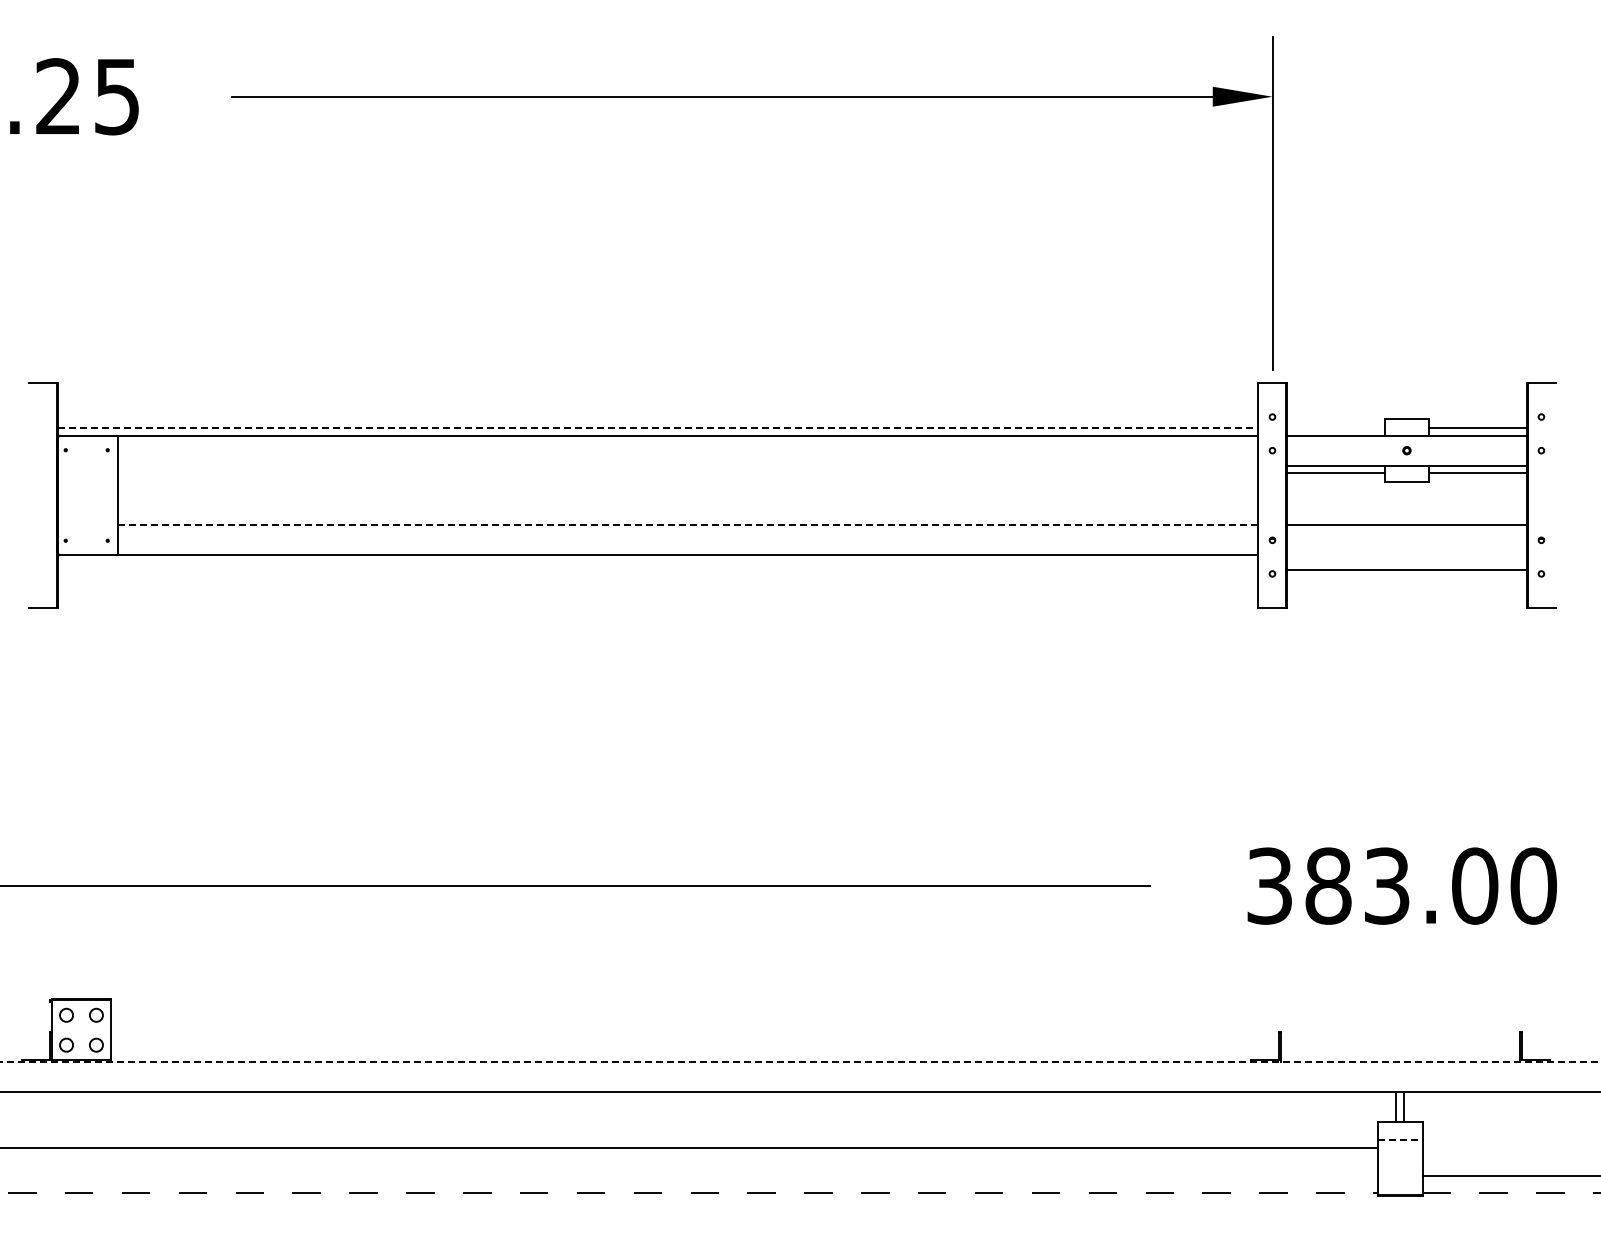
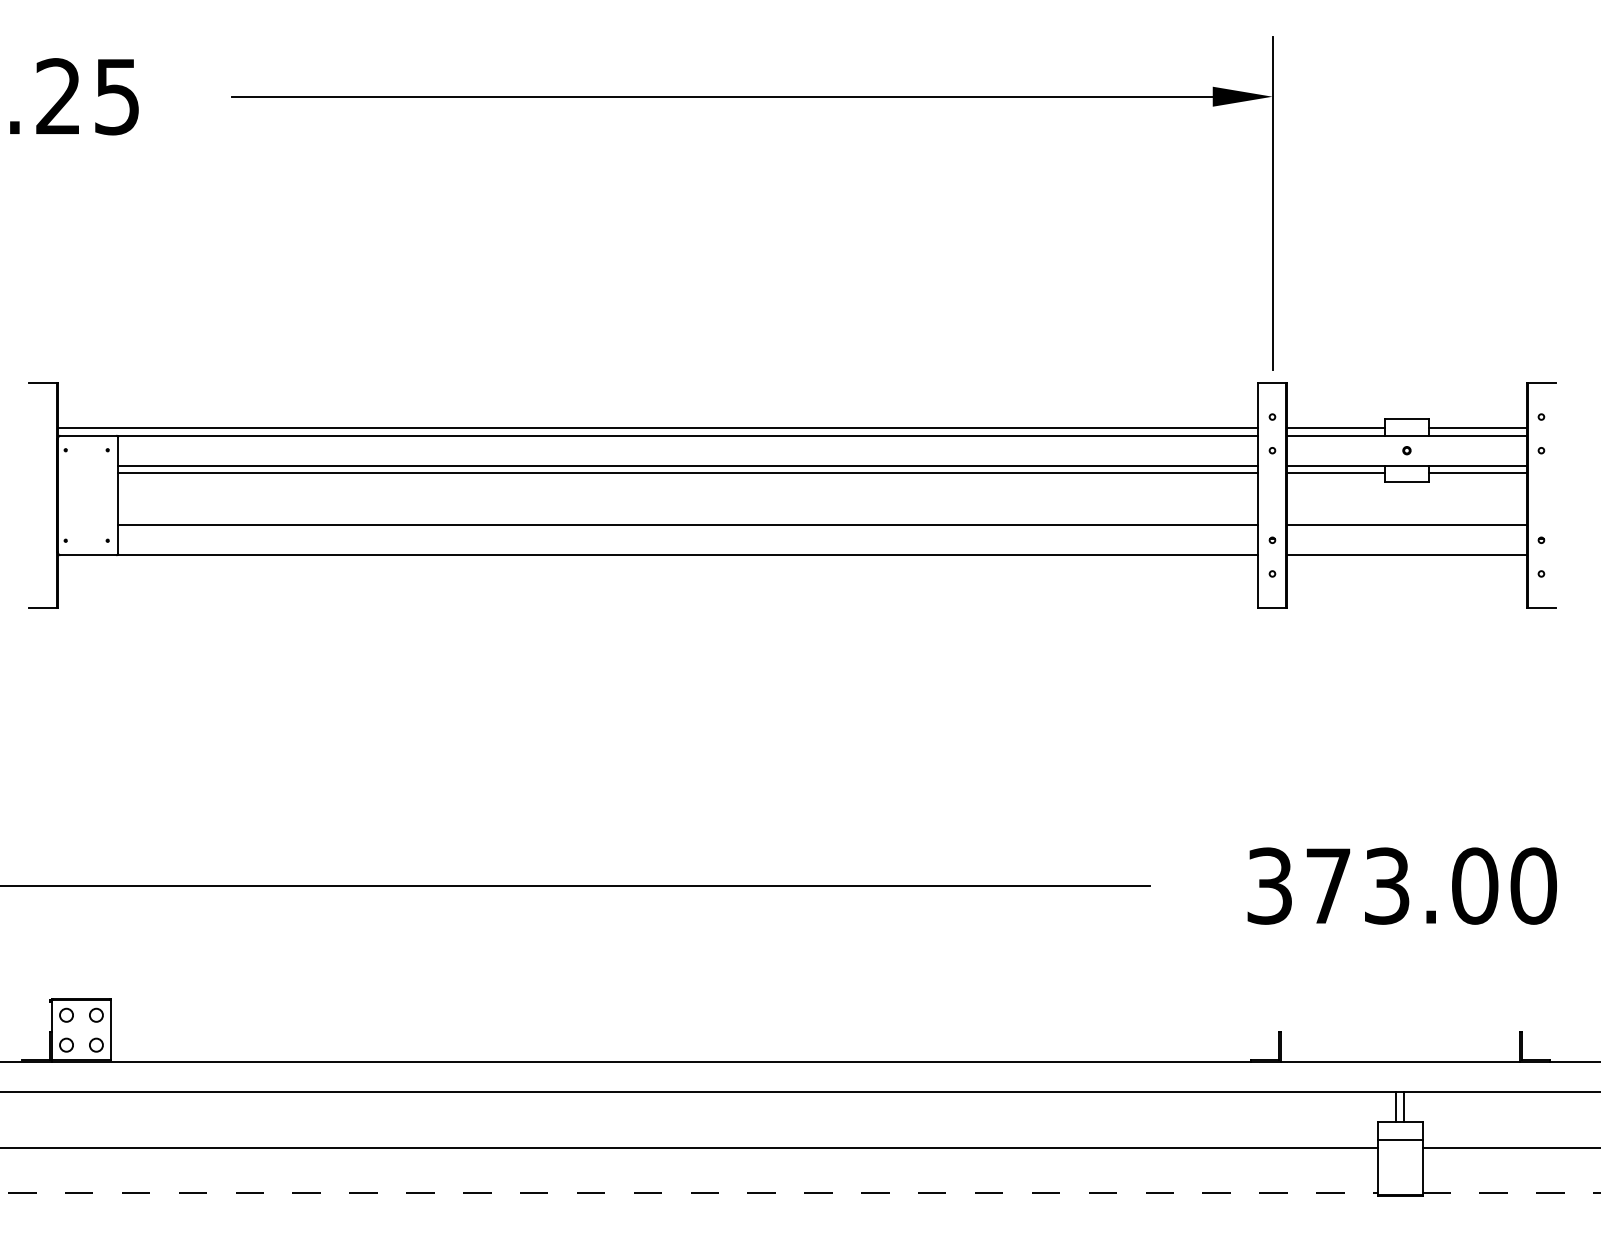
line: dashed -> solid (657, 428)
line: none -> present (1335, 428)
line: none -> present (687, 465)
line: none -> present (687, 473)
line: dashed -> solid (687, 525)
line position: (1406, 570) -> (1406, 555) (1406, 555)
text: 383.00 -> 373.00 (1328, 885)
line: dashed -> solid (800, 1062)
line: dashed -> solid (1400, 1139)
line position: (1509, 1176) -> (1509, 1148) (1509, 1148)
